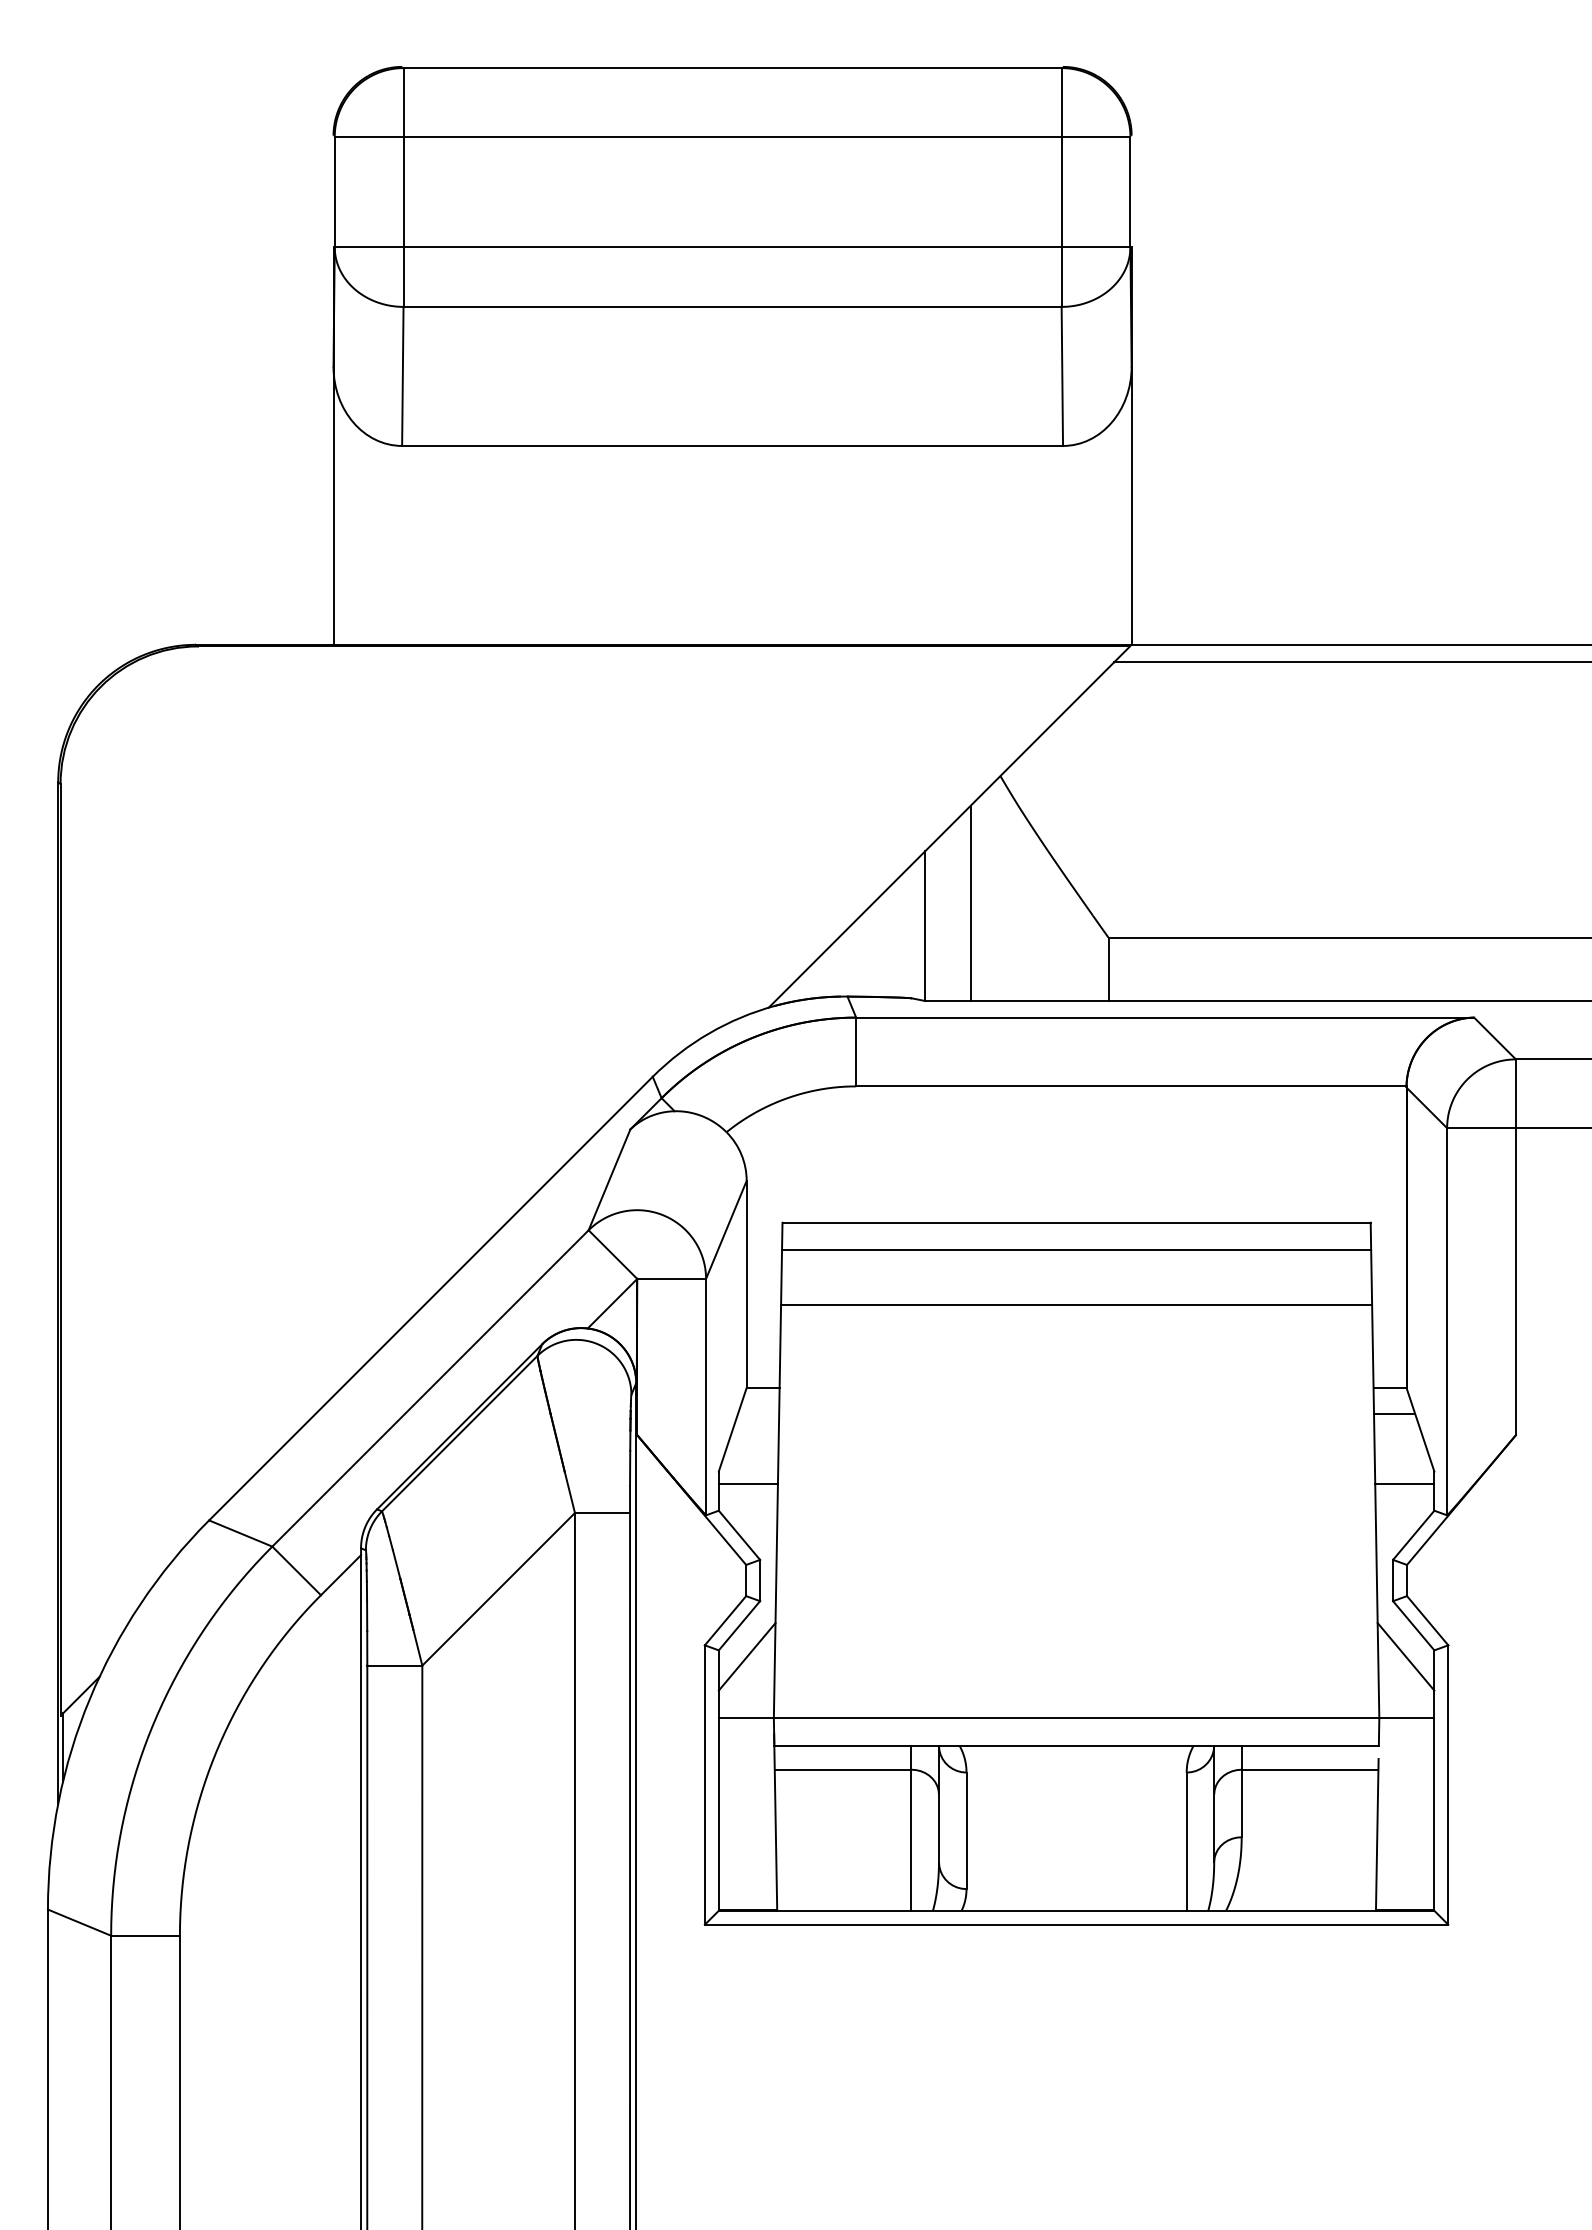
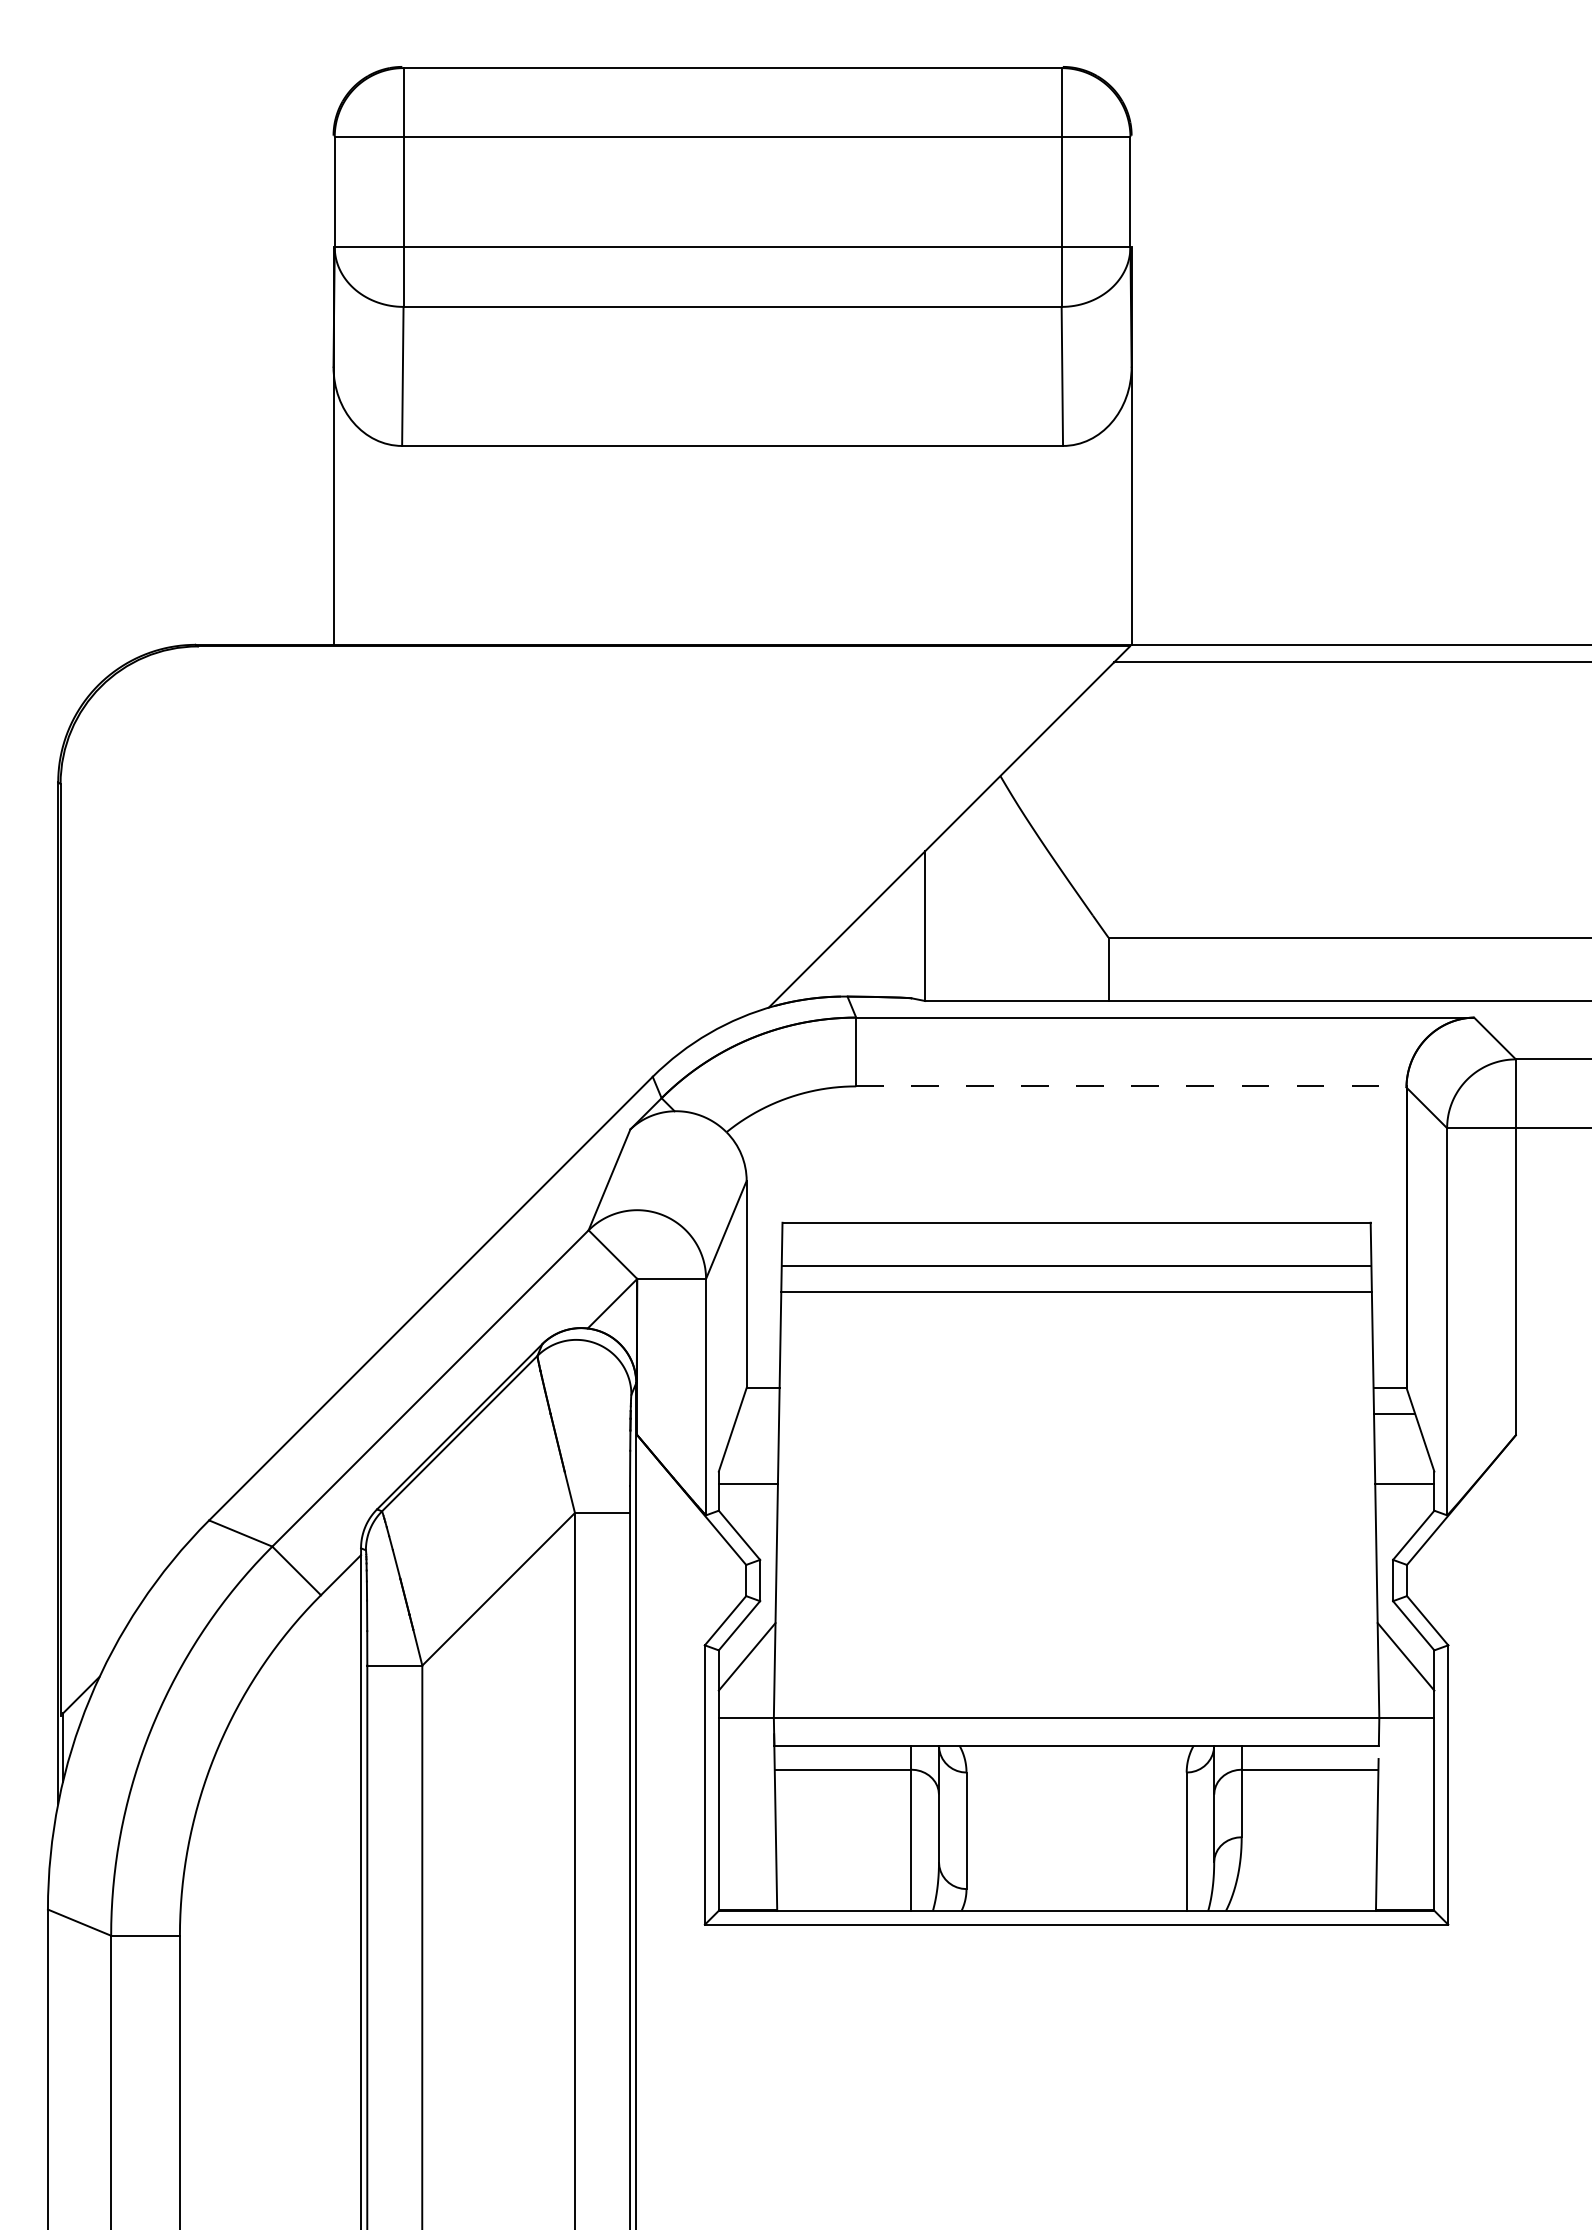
line: present -> none (970, 903)
line: solid -> dashed (1131, 1086)
line position: (1076, 1250) -> (1076, 1266) (1076, 1266)
line position: (1076, 1304) -> (1076, 1291) (1076, 1291)
